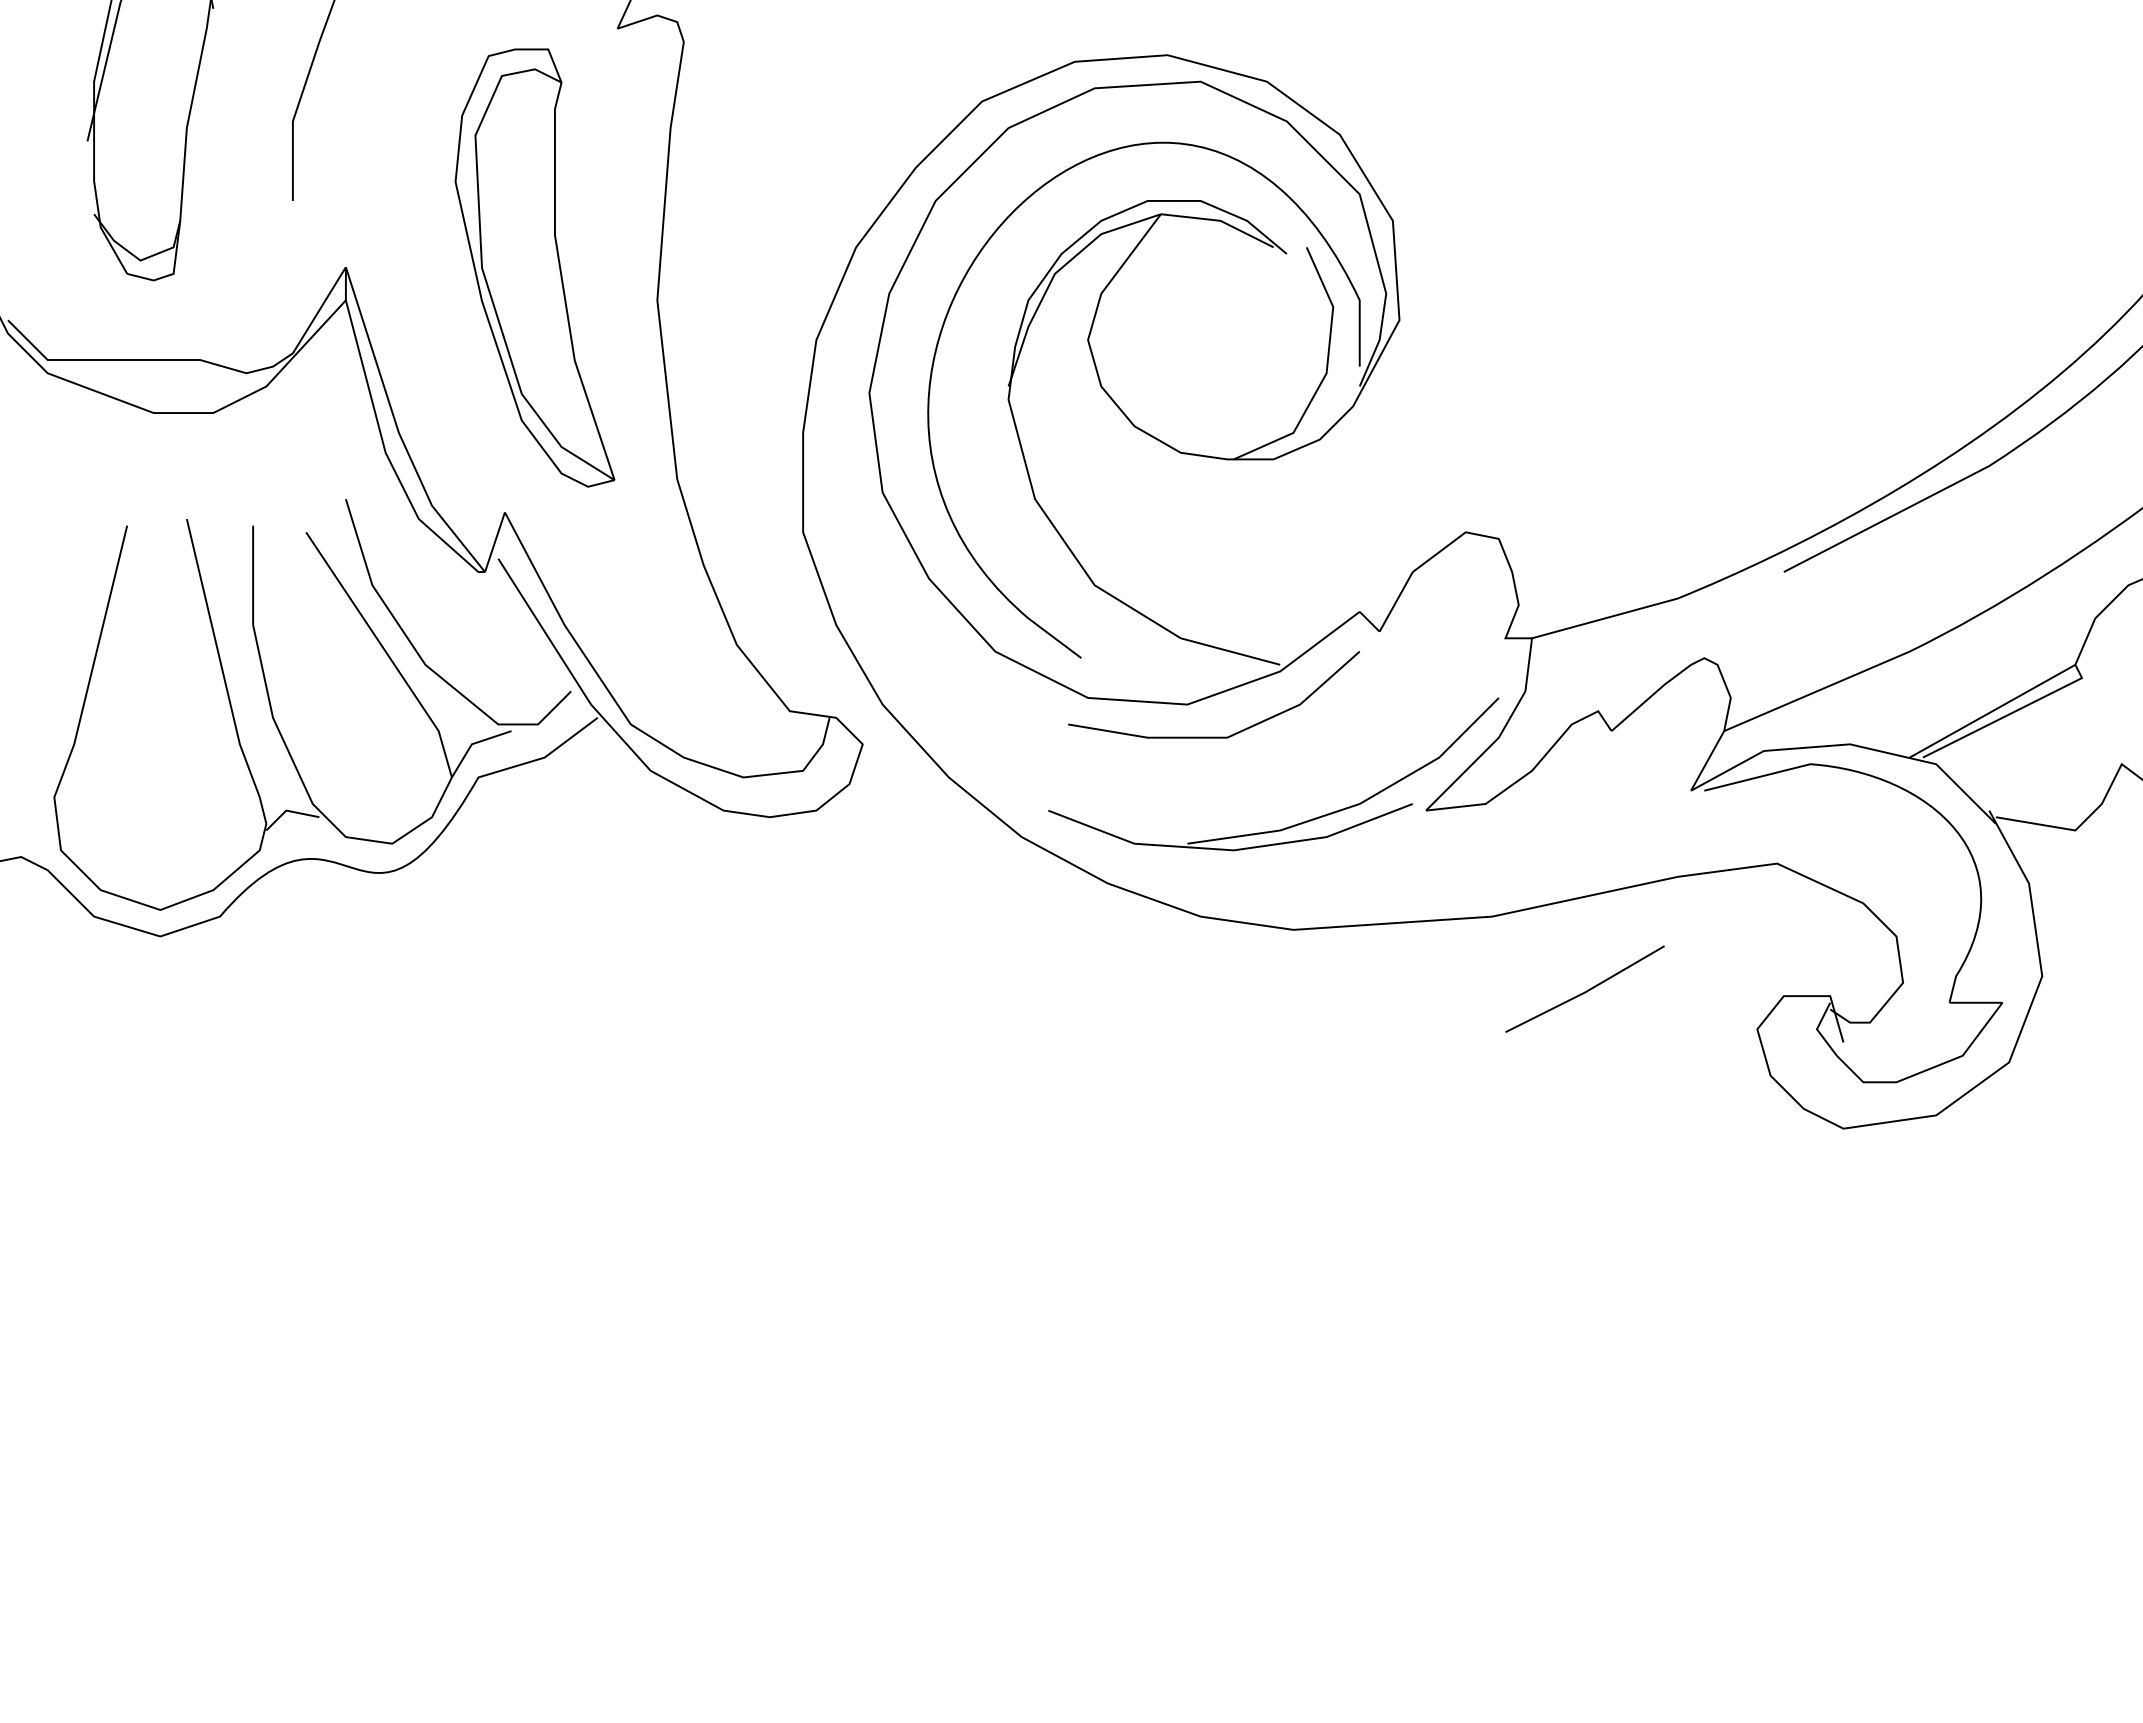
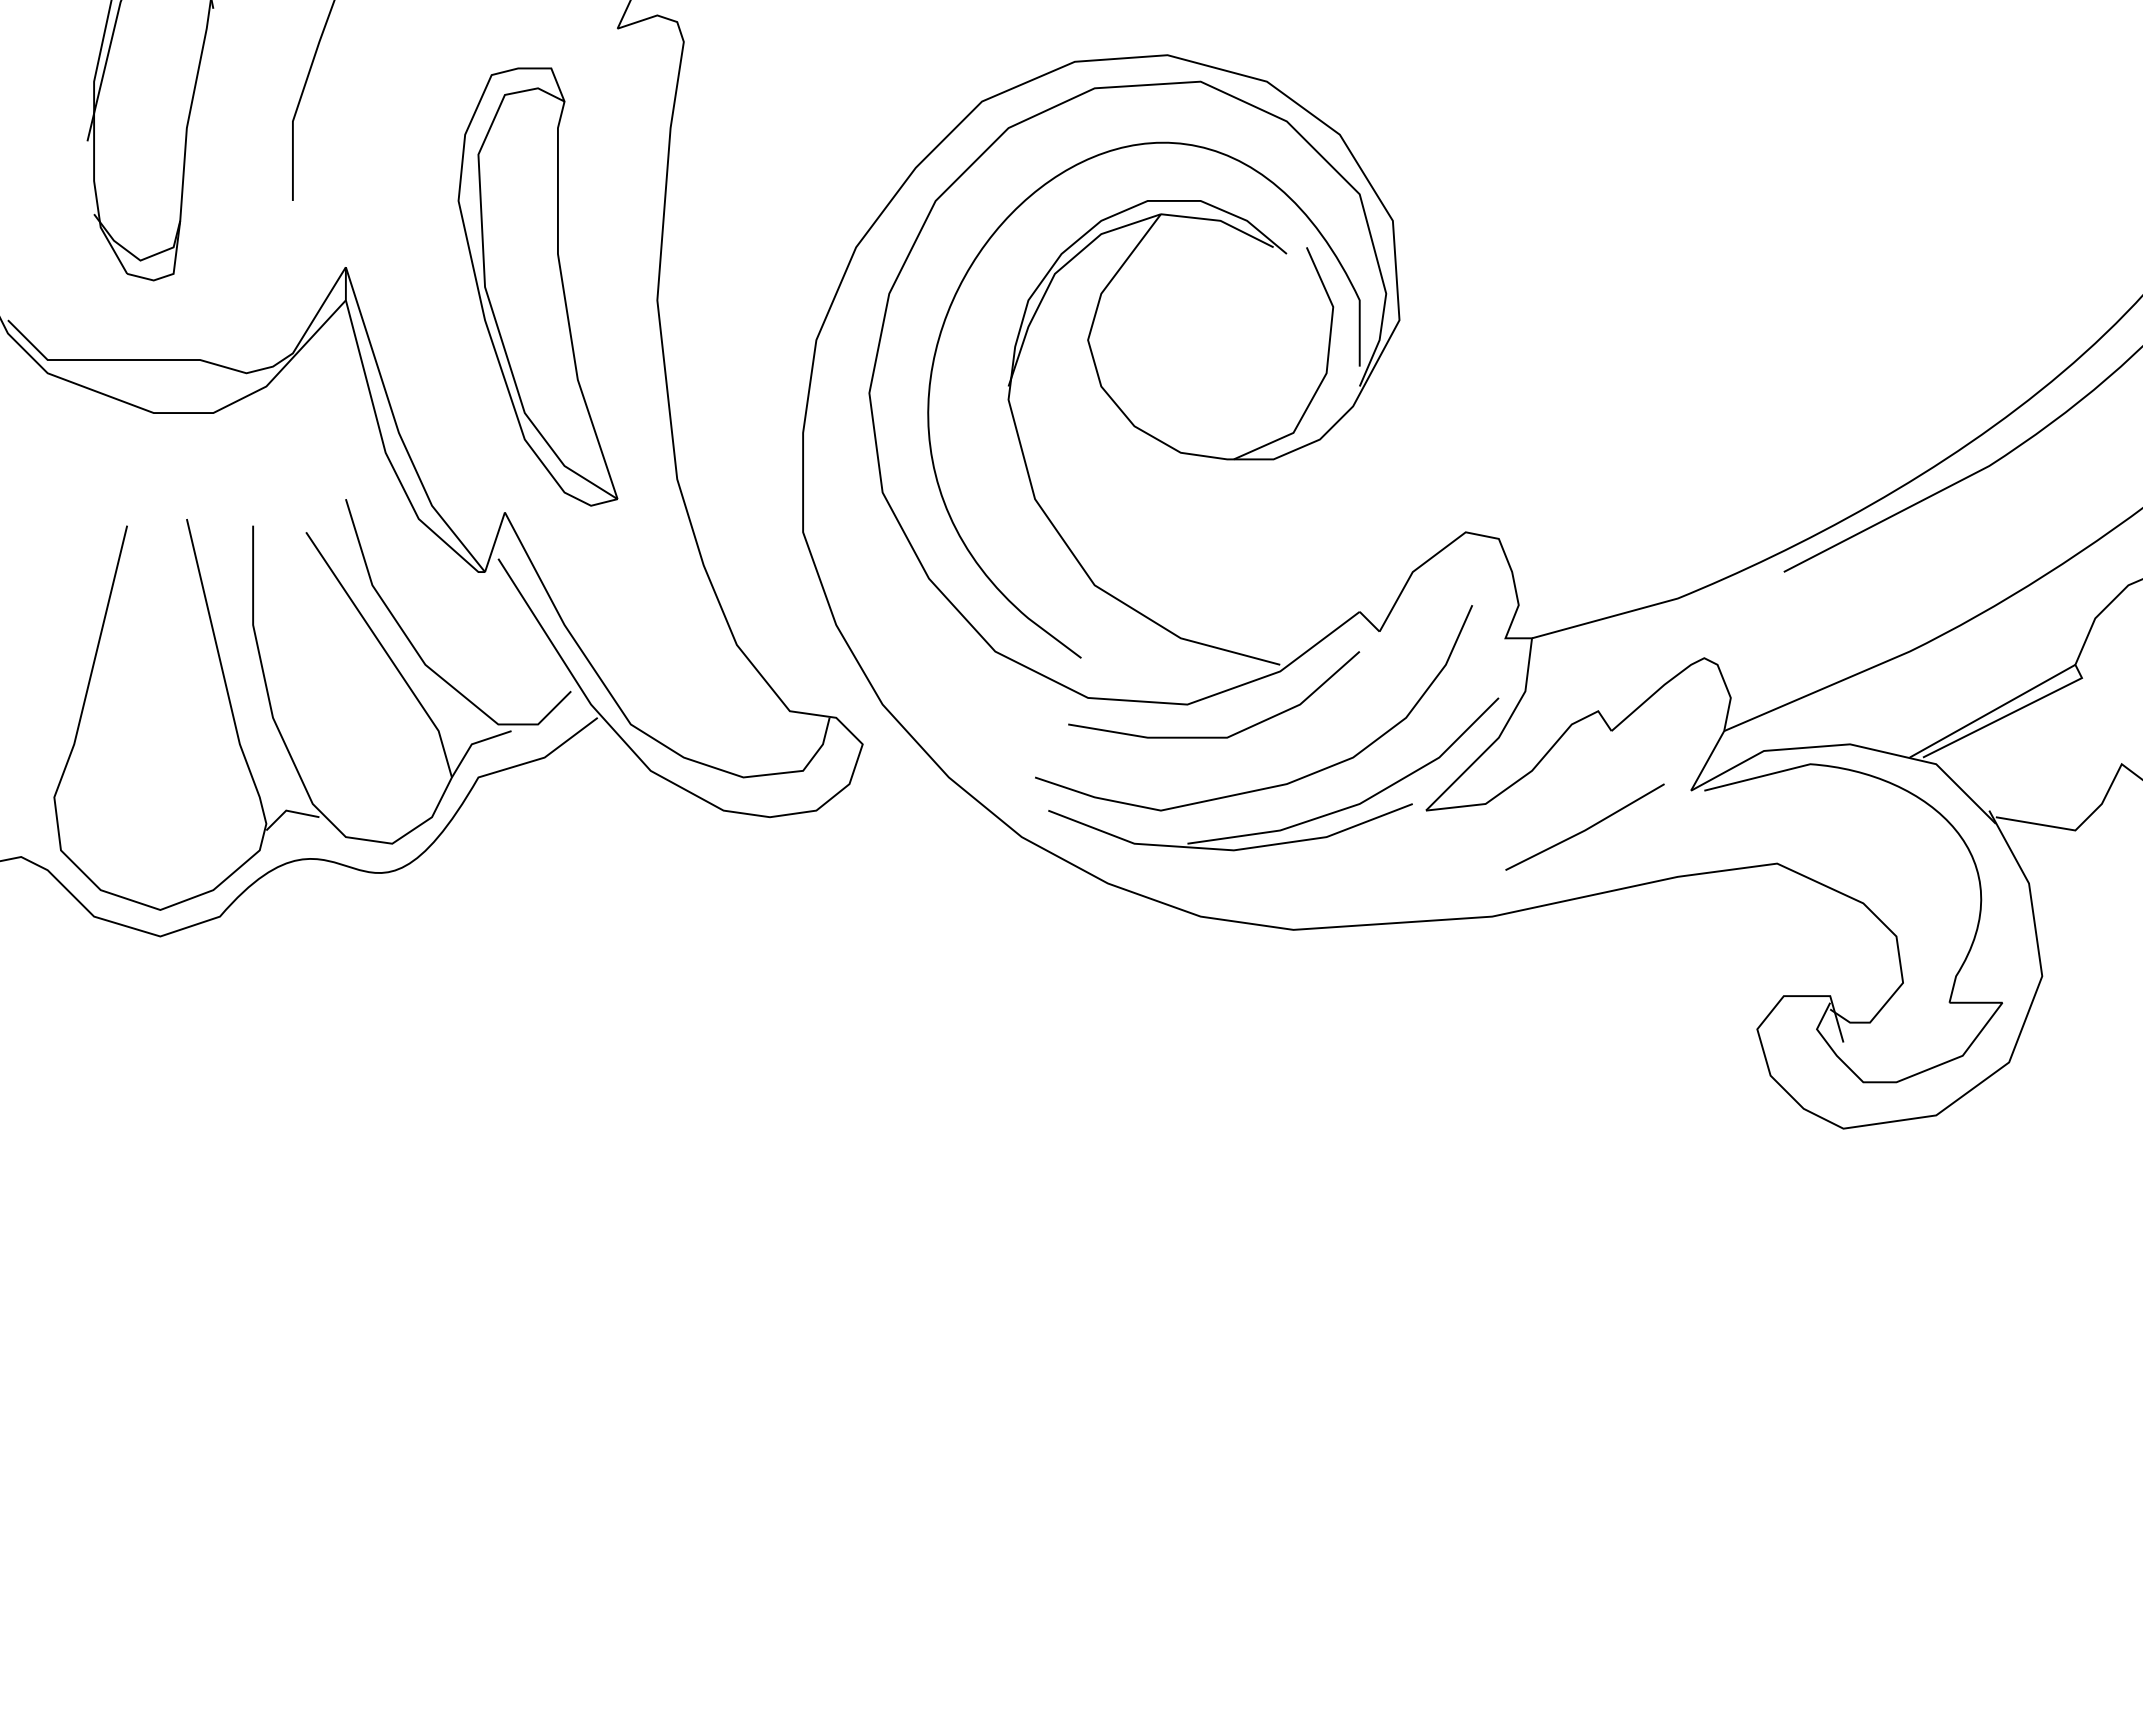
curve position: (558, 265) -> (561, 284) (561, 284)
curve: none -> present (1269, 786)
curve position: (1586, 990) -> (1586, 828) (1586, 828)
